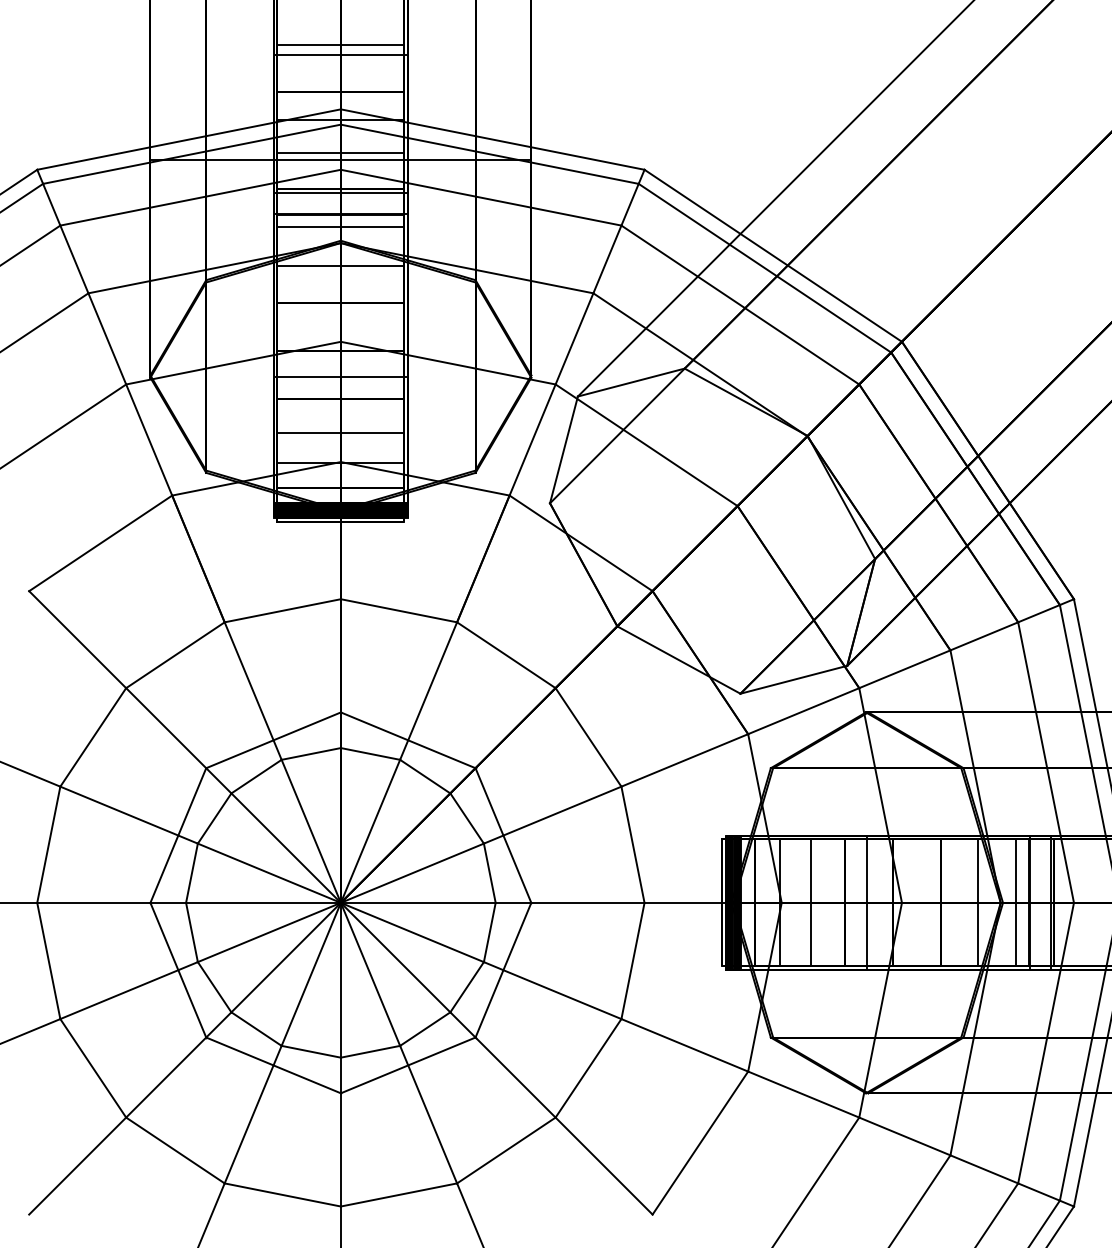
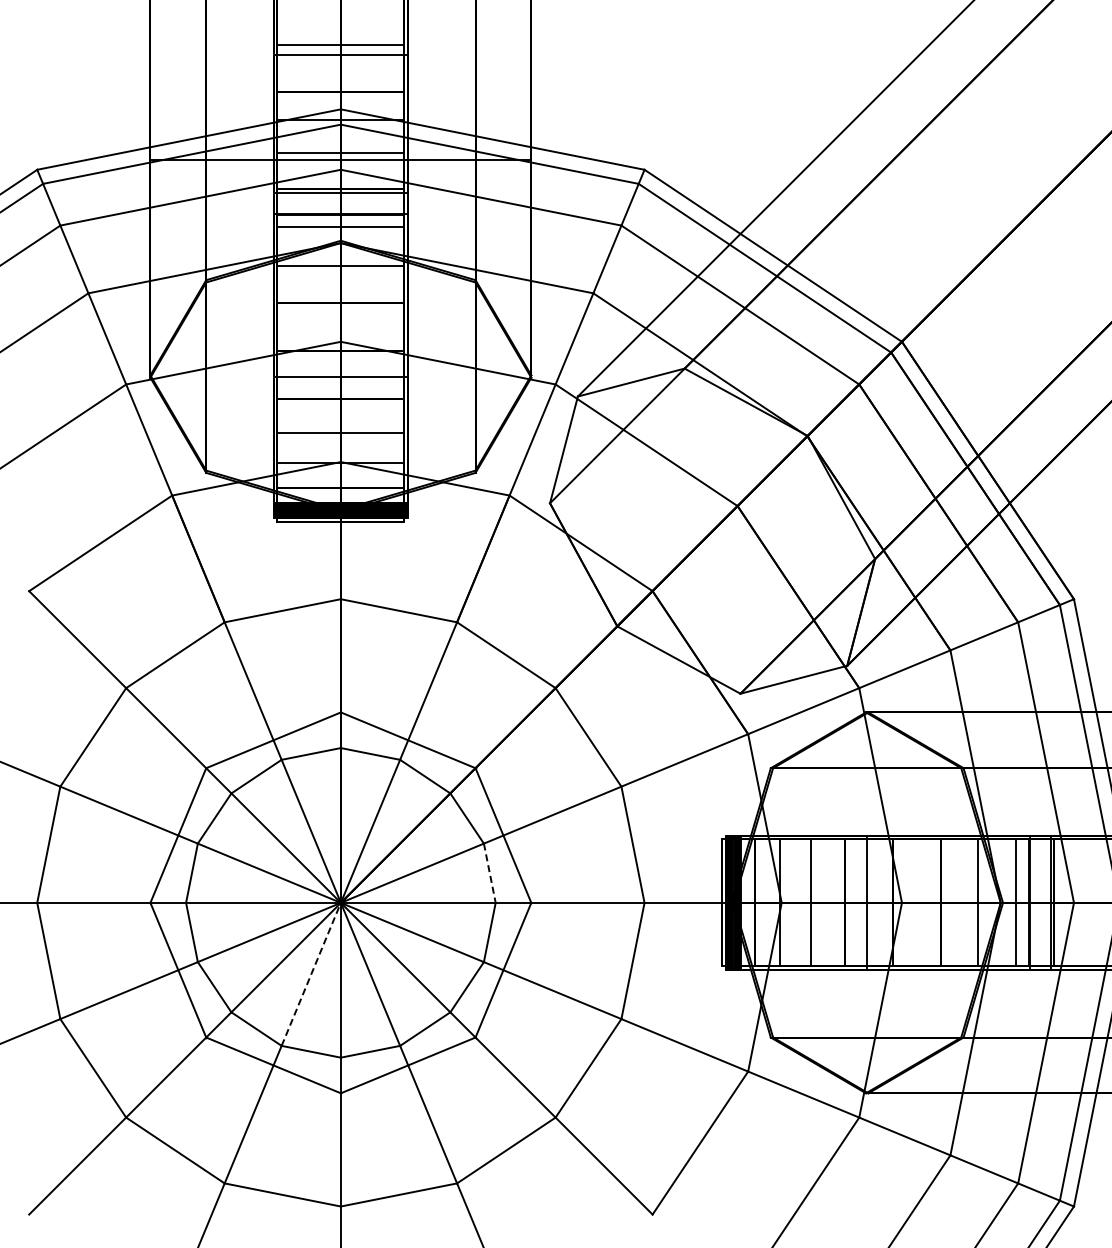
line: solid -> dashed (489, 873)
line: solid -> dashed (311, 973)
